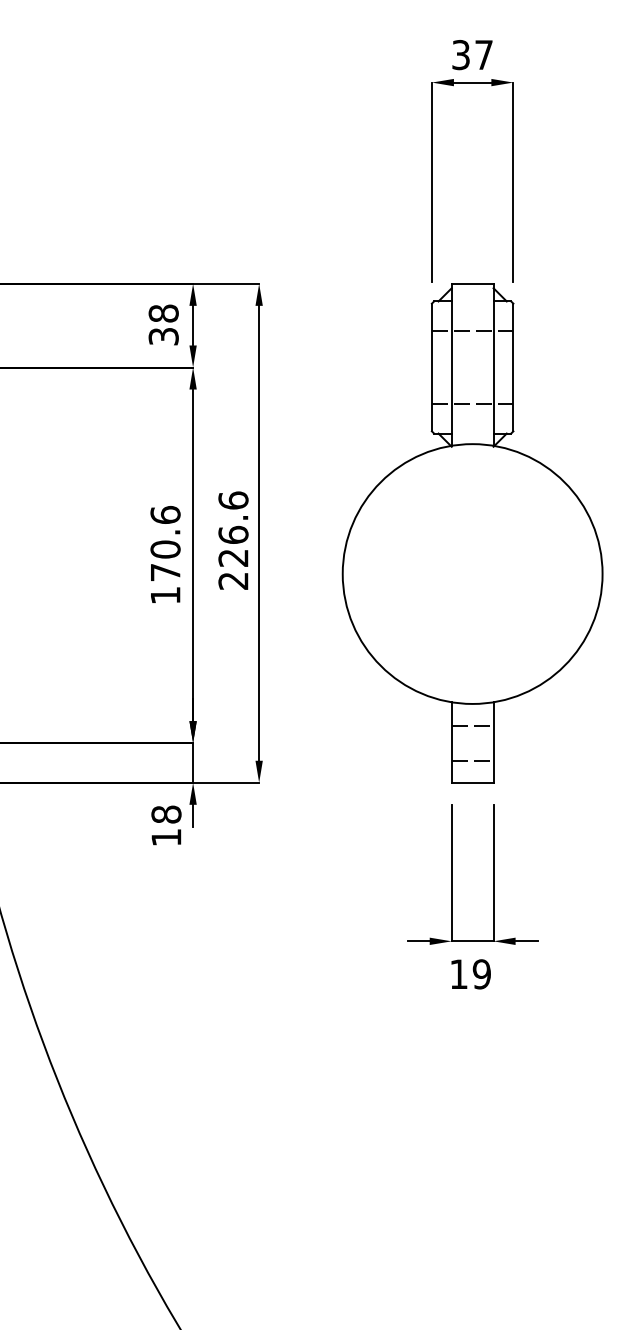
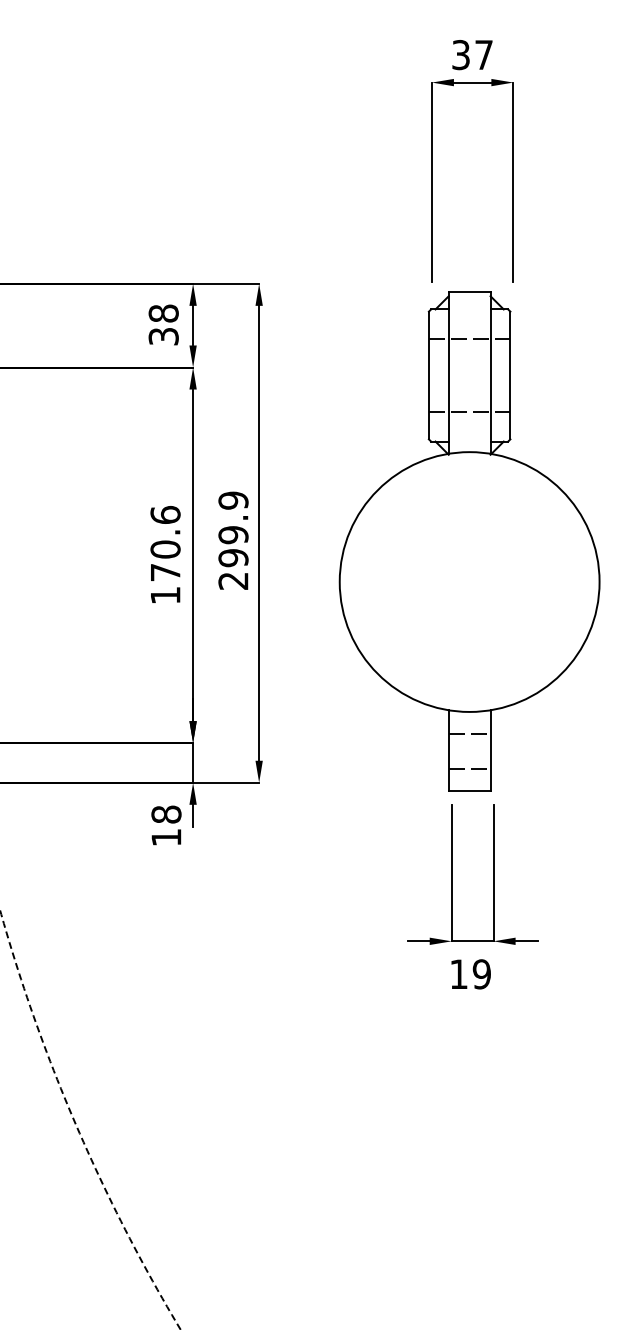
text: 226.6 -> 299.9 (233, 529)
part position: (472, 533) -> (469, 541) (469, 541)
arc: solid -> dashed (76, 1125)
